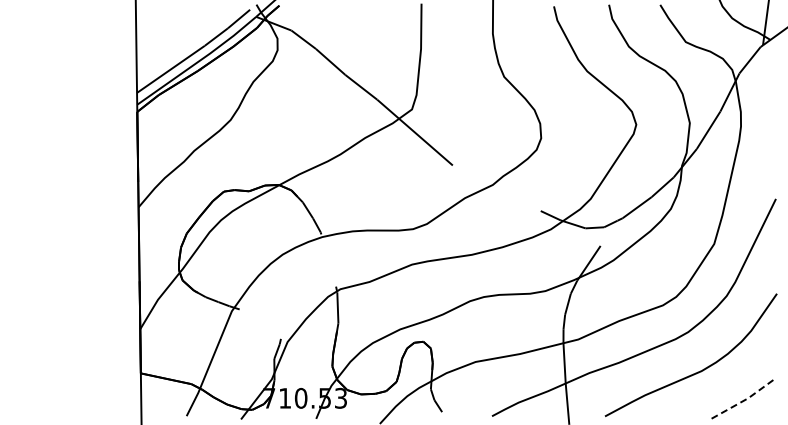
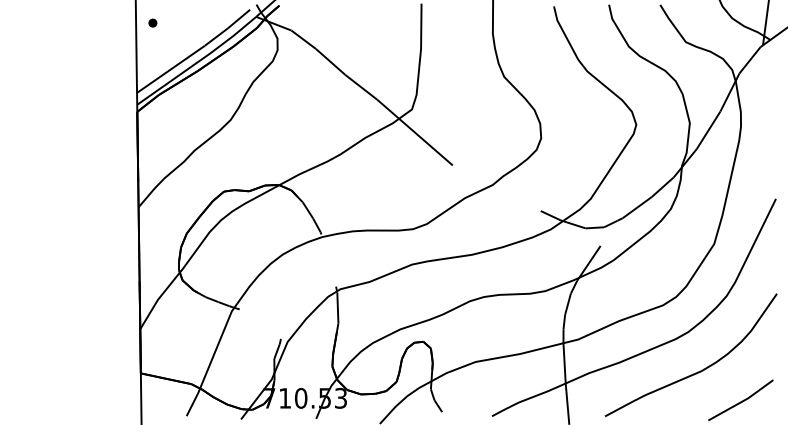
part: none -> present (152, 22)
line: dashed -> solid (742, 401)
